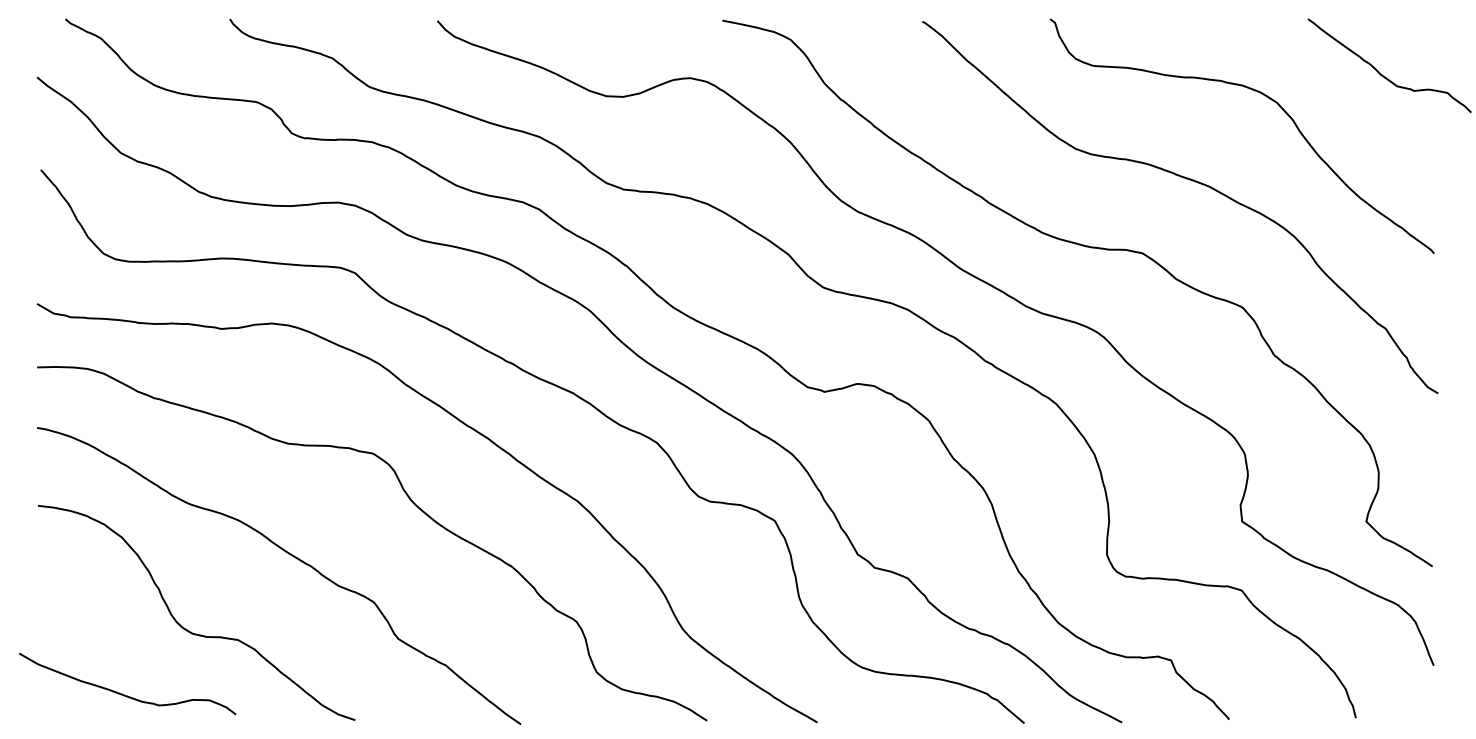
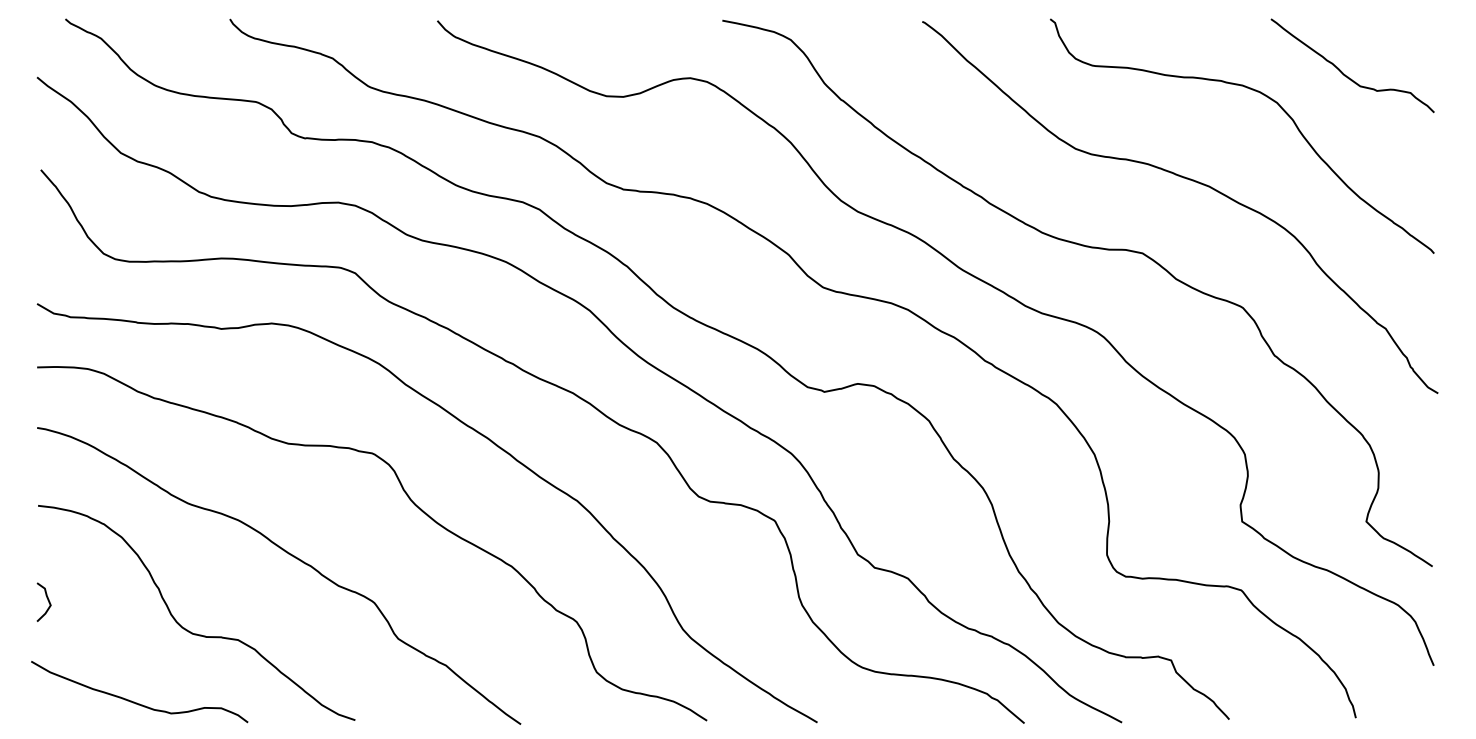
curve position: (1381, 73) -> (1344, 73) (1344, 73)
curve: none -> present (47, 600)
curve position: (125, 694) -> (137, 702) (137, 702)
